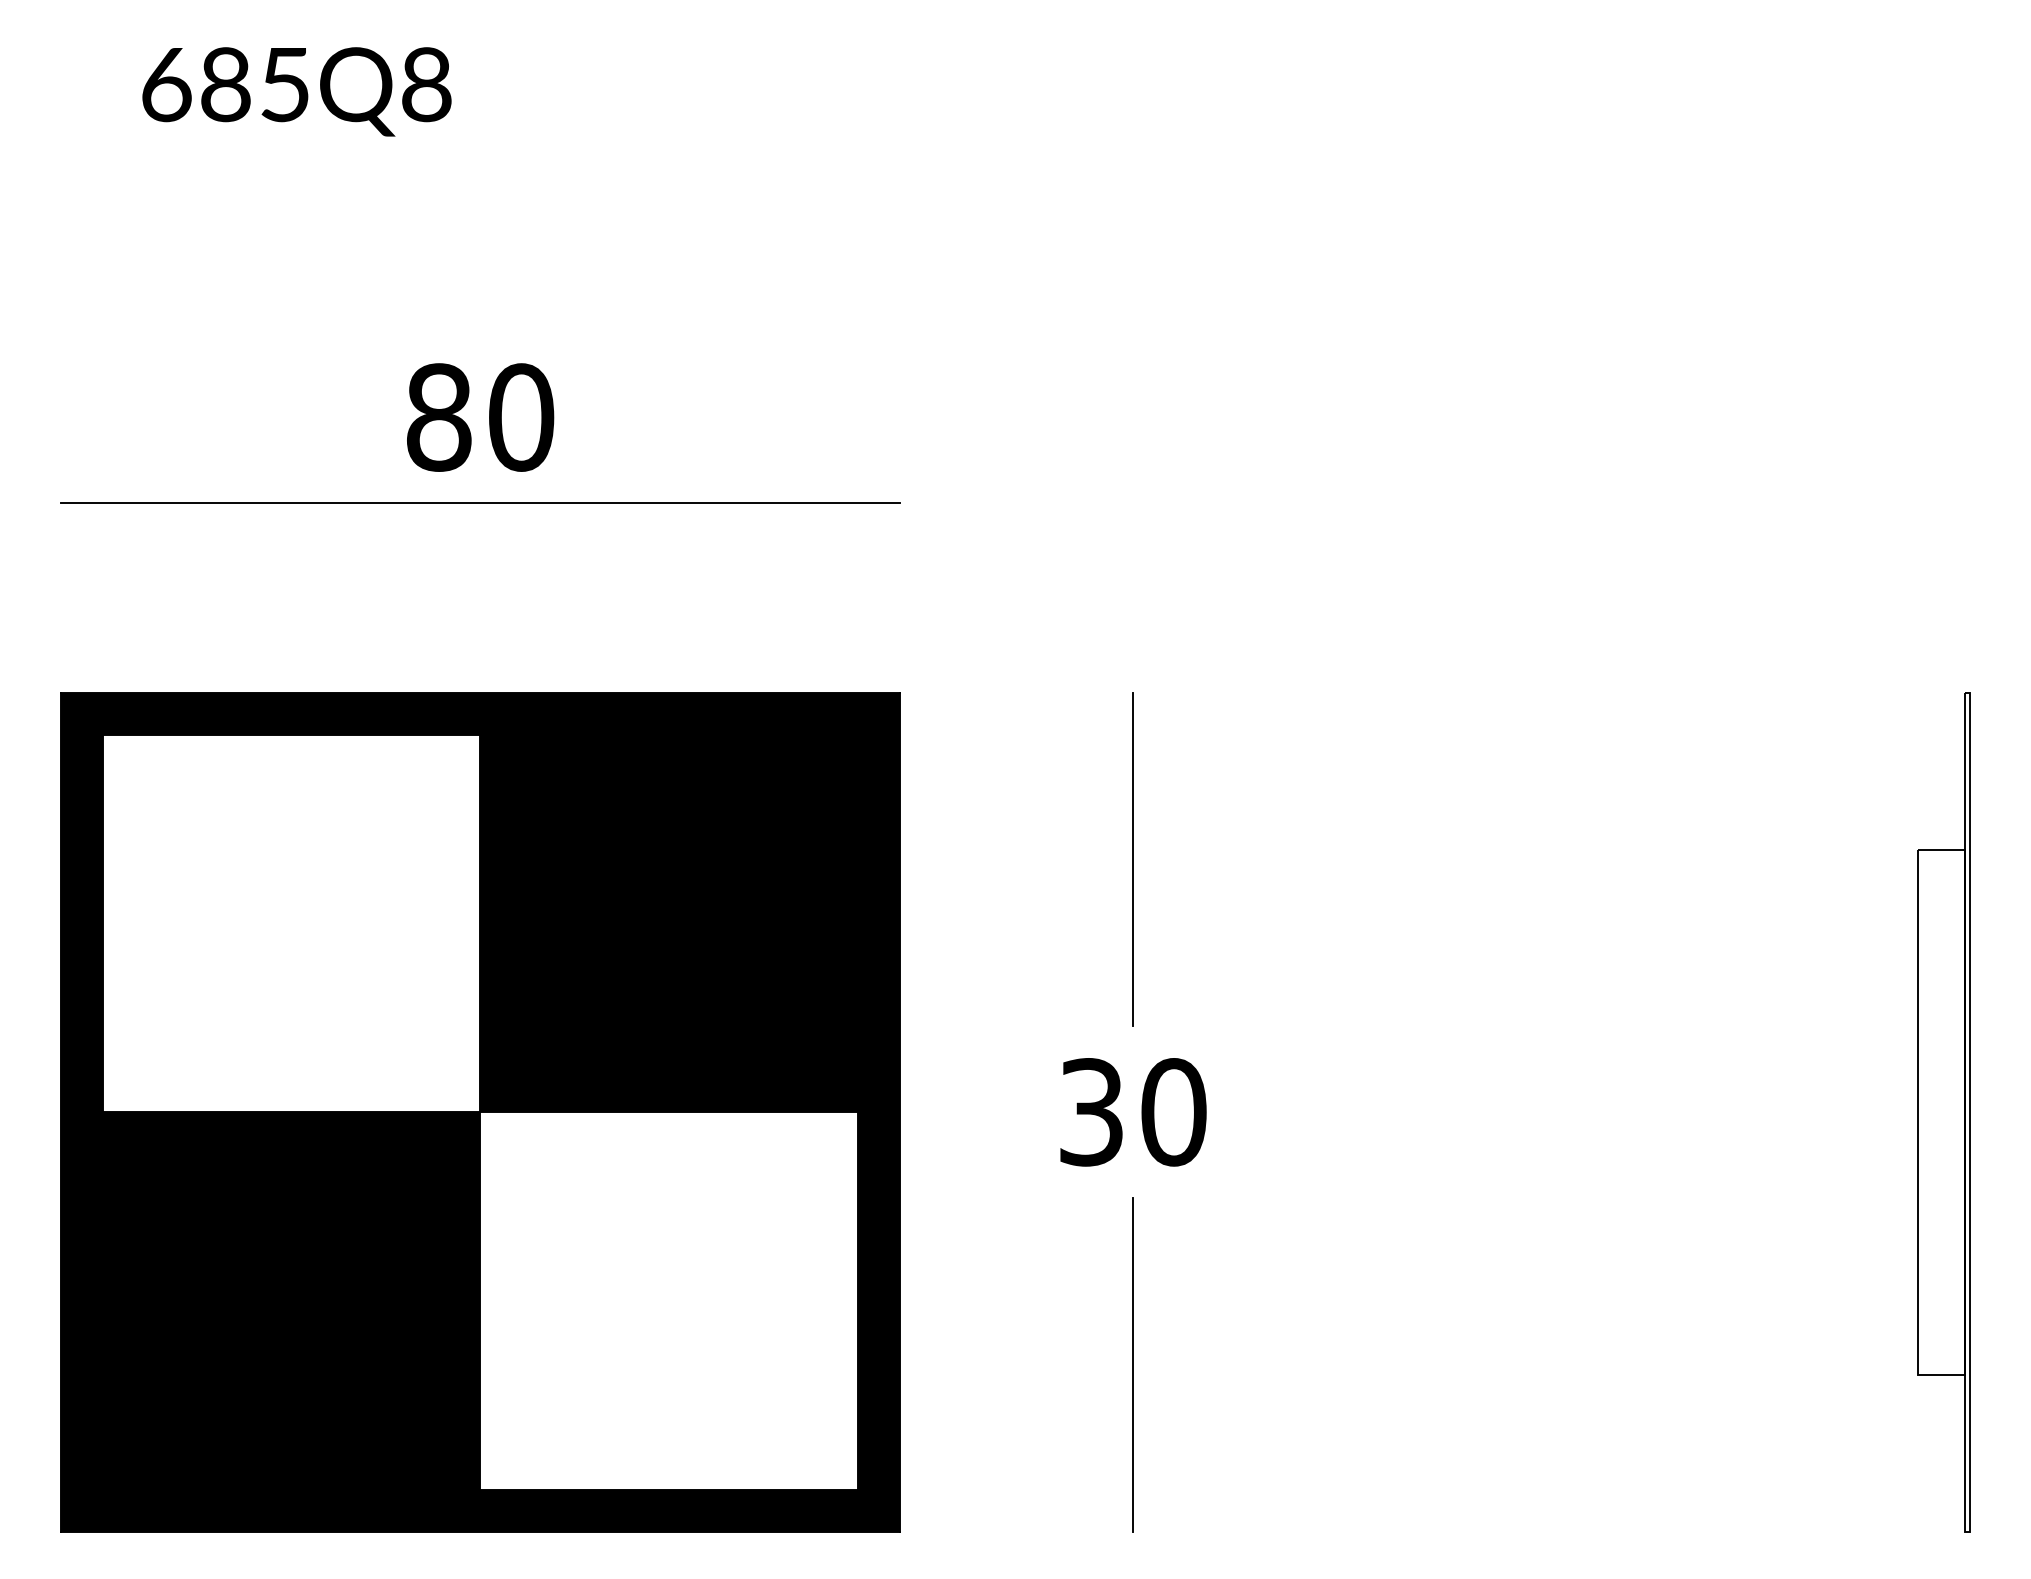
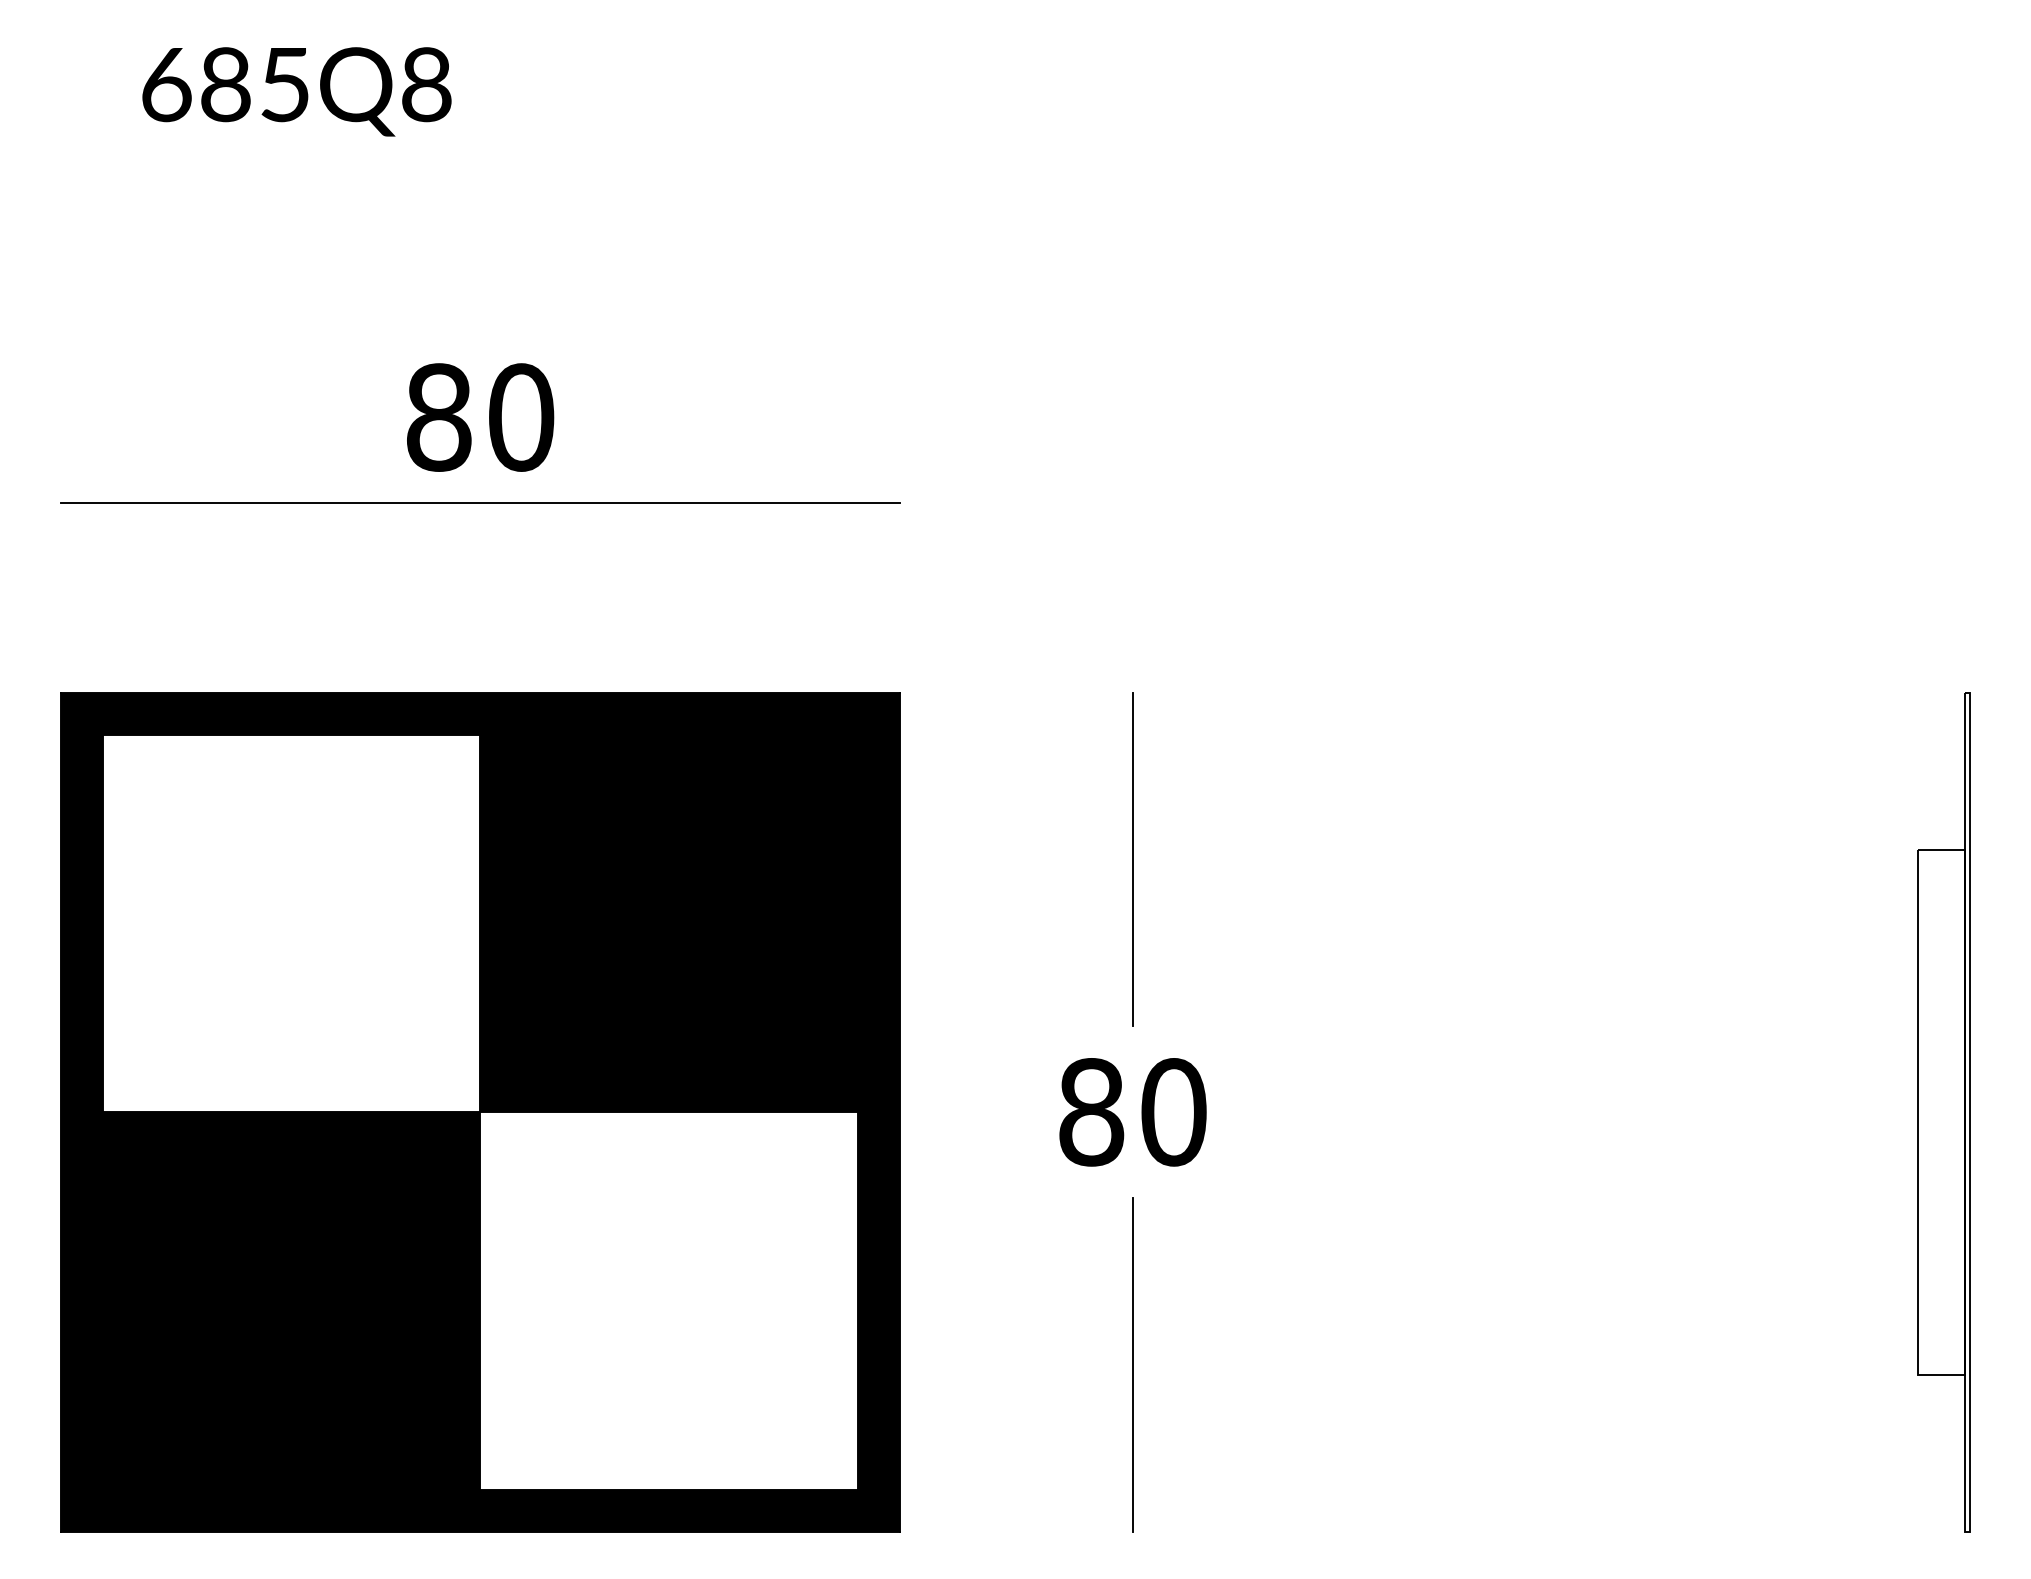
text: 30 -> 80 (1091, 1112)
